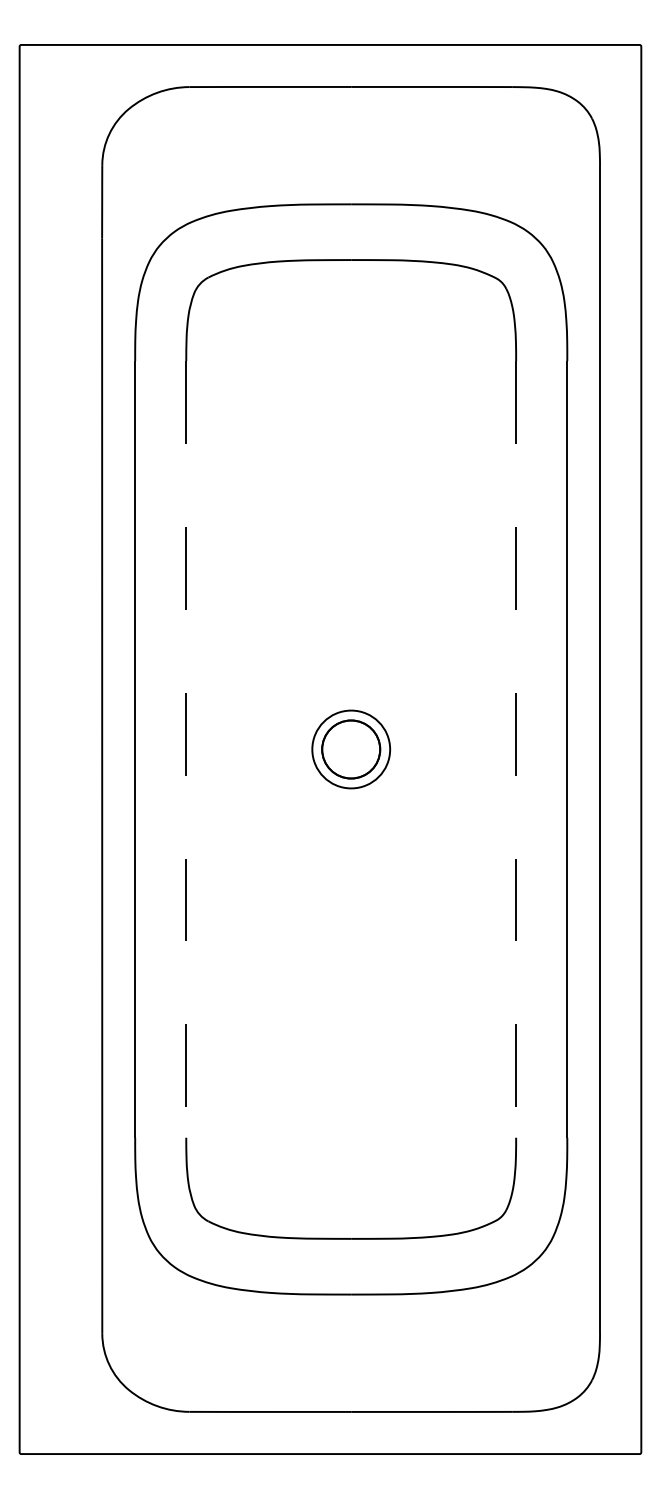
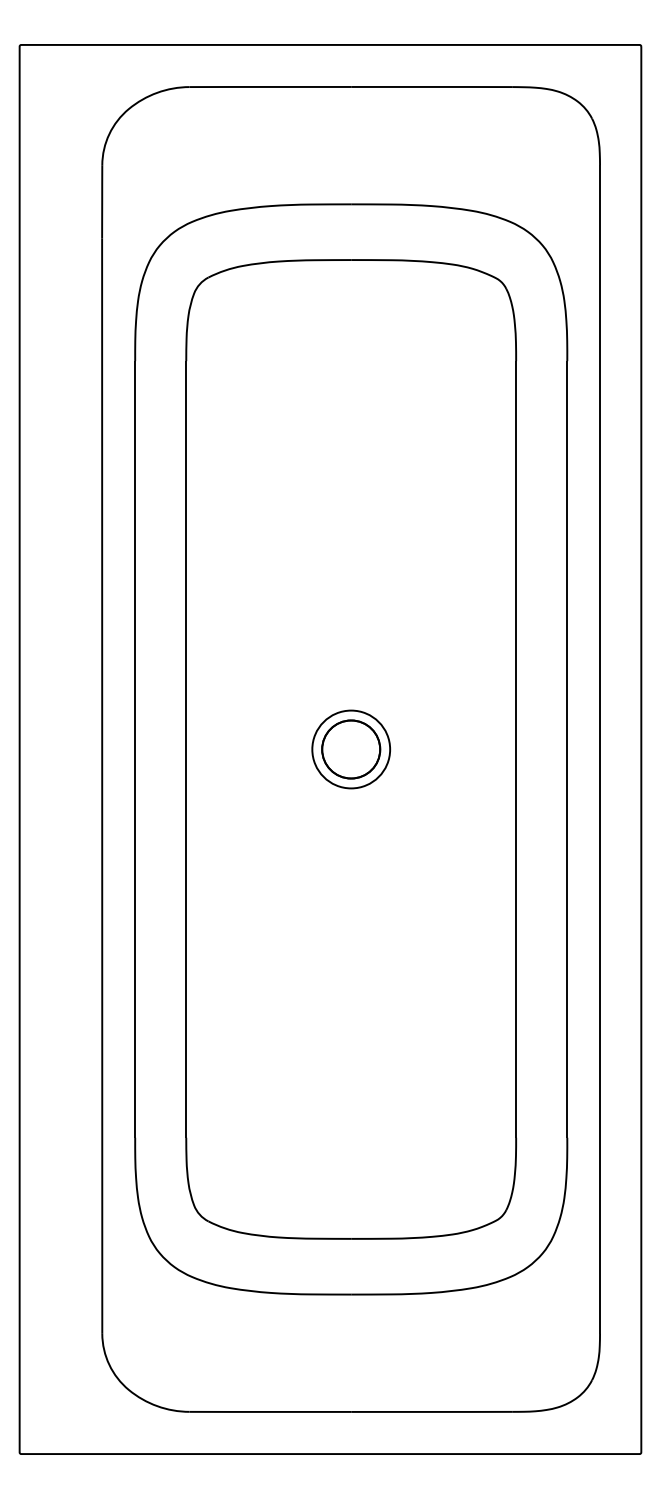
line: dashed -> solid (186, 749)
line: dashed -> solid (516, 749)
